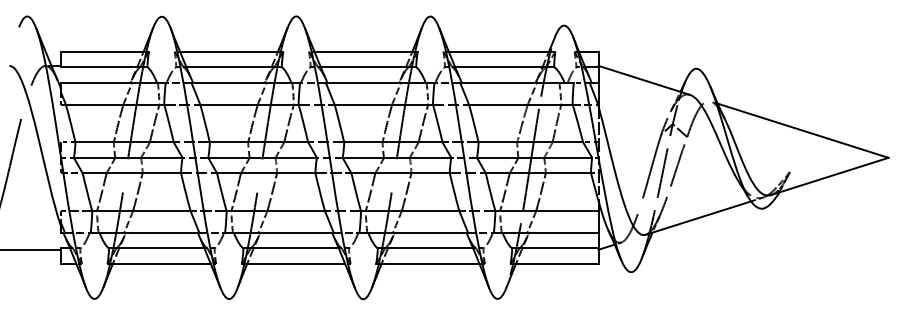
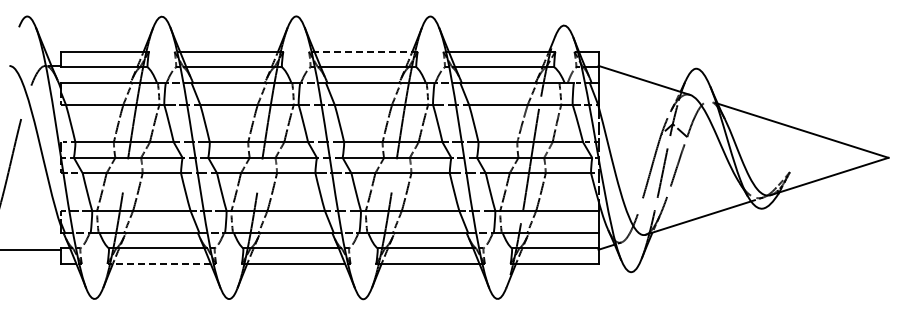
line: solid -> dashed (366, 51)
line: solid -> dashed (159, 263)
